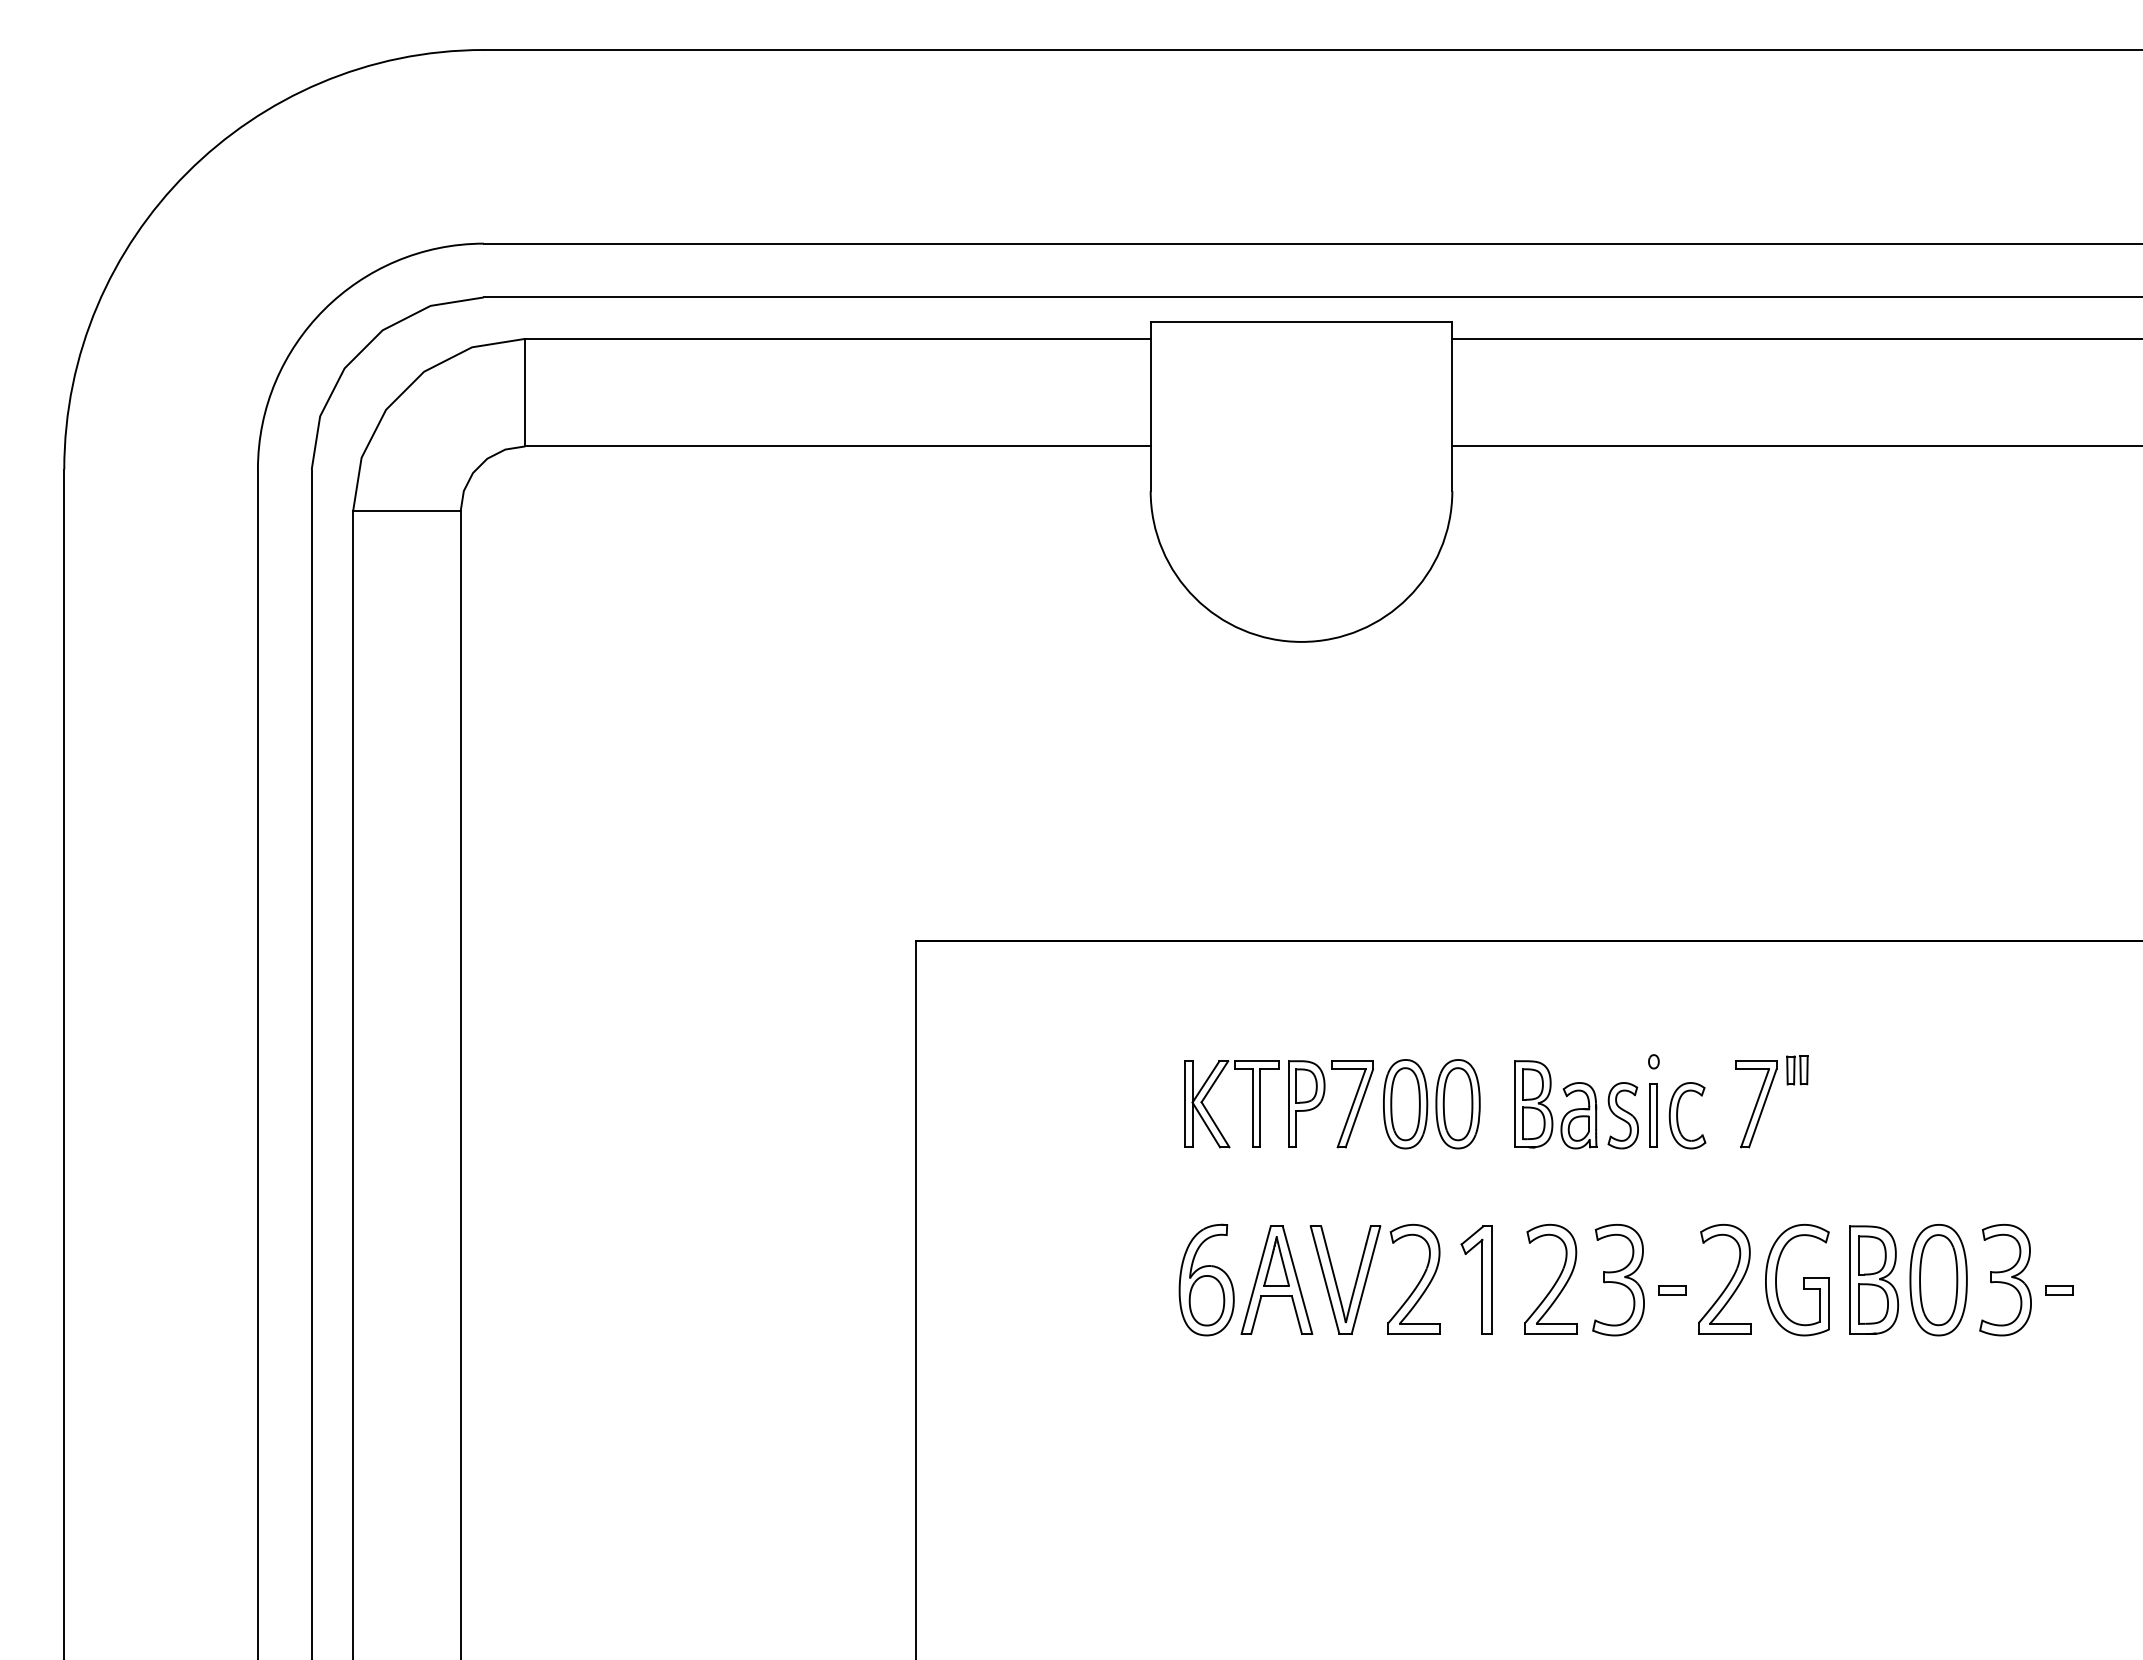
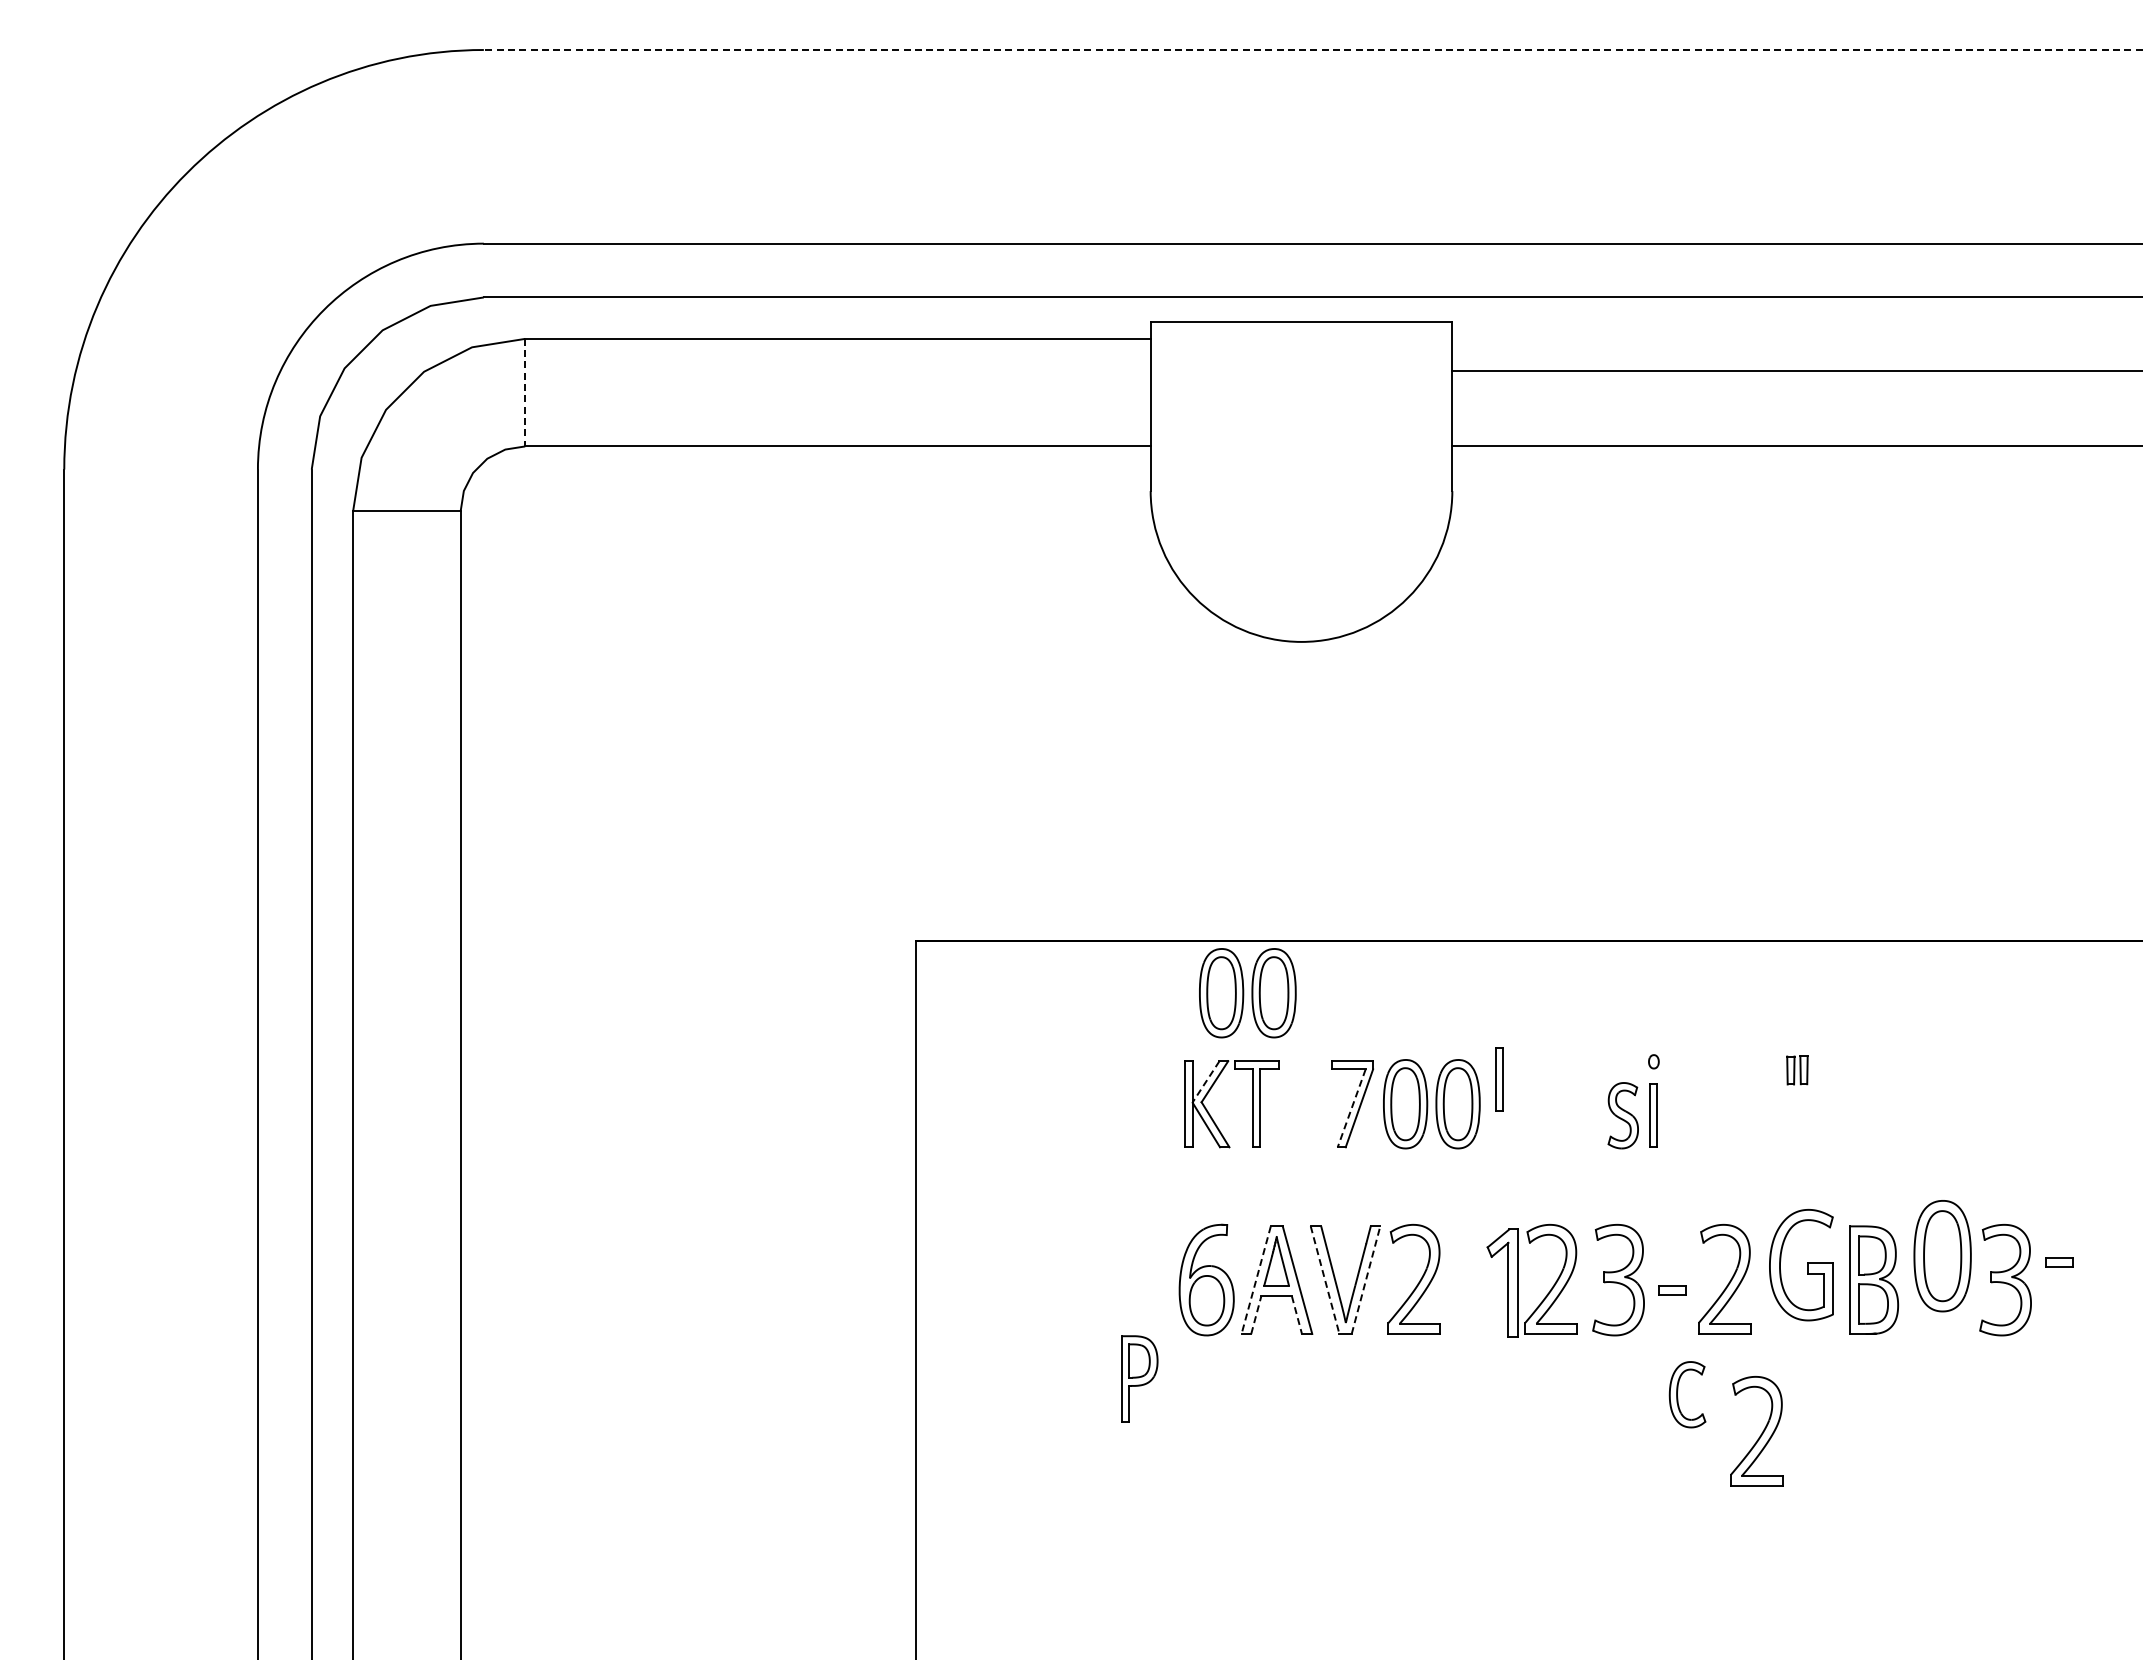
line: solid -> dashed (1313, 50)
line position: (1795, 338) -> (1795, 370) (1795, 370)
line: solid -> dashed (525, 392)
part: none -> present (1247, 993)
part: none -> present (1499, 1079)
line: solid -> dashed (1206, 1081)
part position: (1306, 1103) -> (1139, 1378) (1139, 1378)
part: present -> none (1756, 1104)
line: solid -> dashed (1351, 1108)
part: present -> none (1549, 1108)
part position: (1678, 1118) -> (1678, 1397) (1678, 1397)
part position: (1476, 1279) -> (1502, 1282) (1502, 1282)
line: solid -> dashed (1256, 1280)
line: solid -> dashed (1325, 1280)
line: solid -> dashed (1366, 1280)
part position: (1797, 1280) -> (1801, 1265) (1801, 1265)
part position: (1938, 1280) -> (1942, 1256) (1942, 1256)
part position: (2059, 1290) -> (2059, 1262) (2059, 1262)
line: solid -> dashed (1256, 1314)
line: solid -> dashed (1297, 1315)
part: none -> present (1756, 1431)
